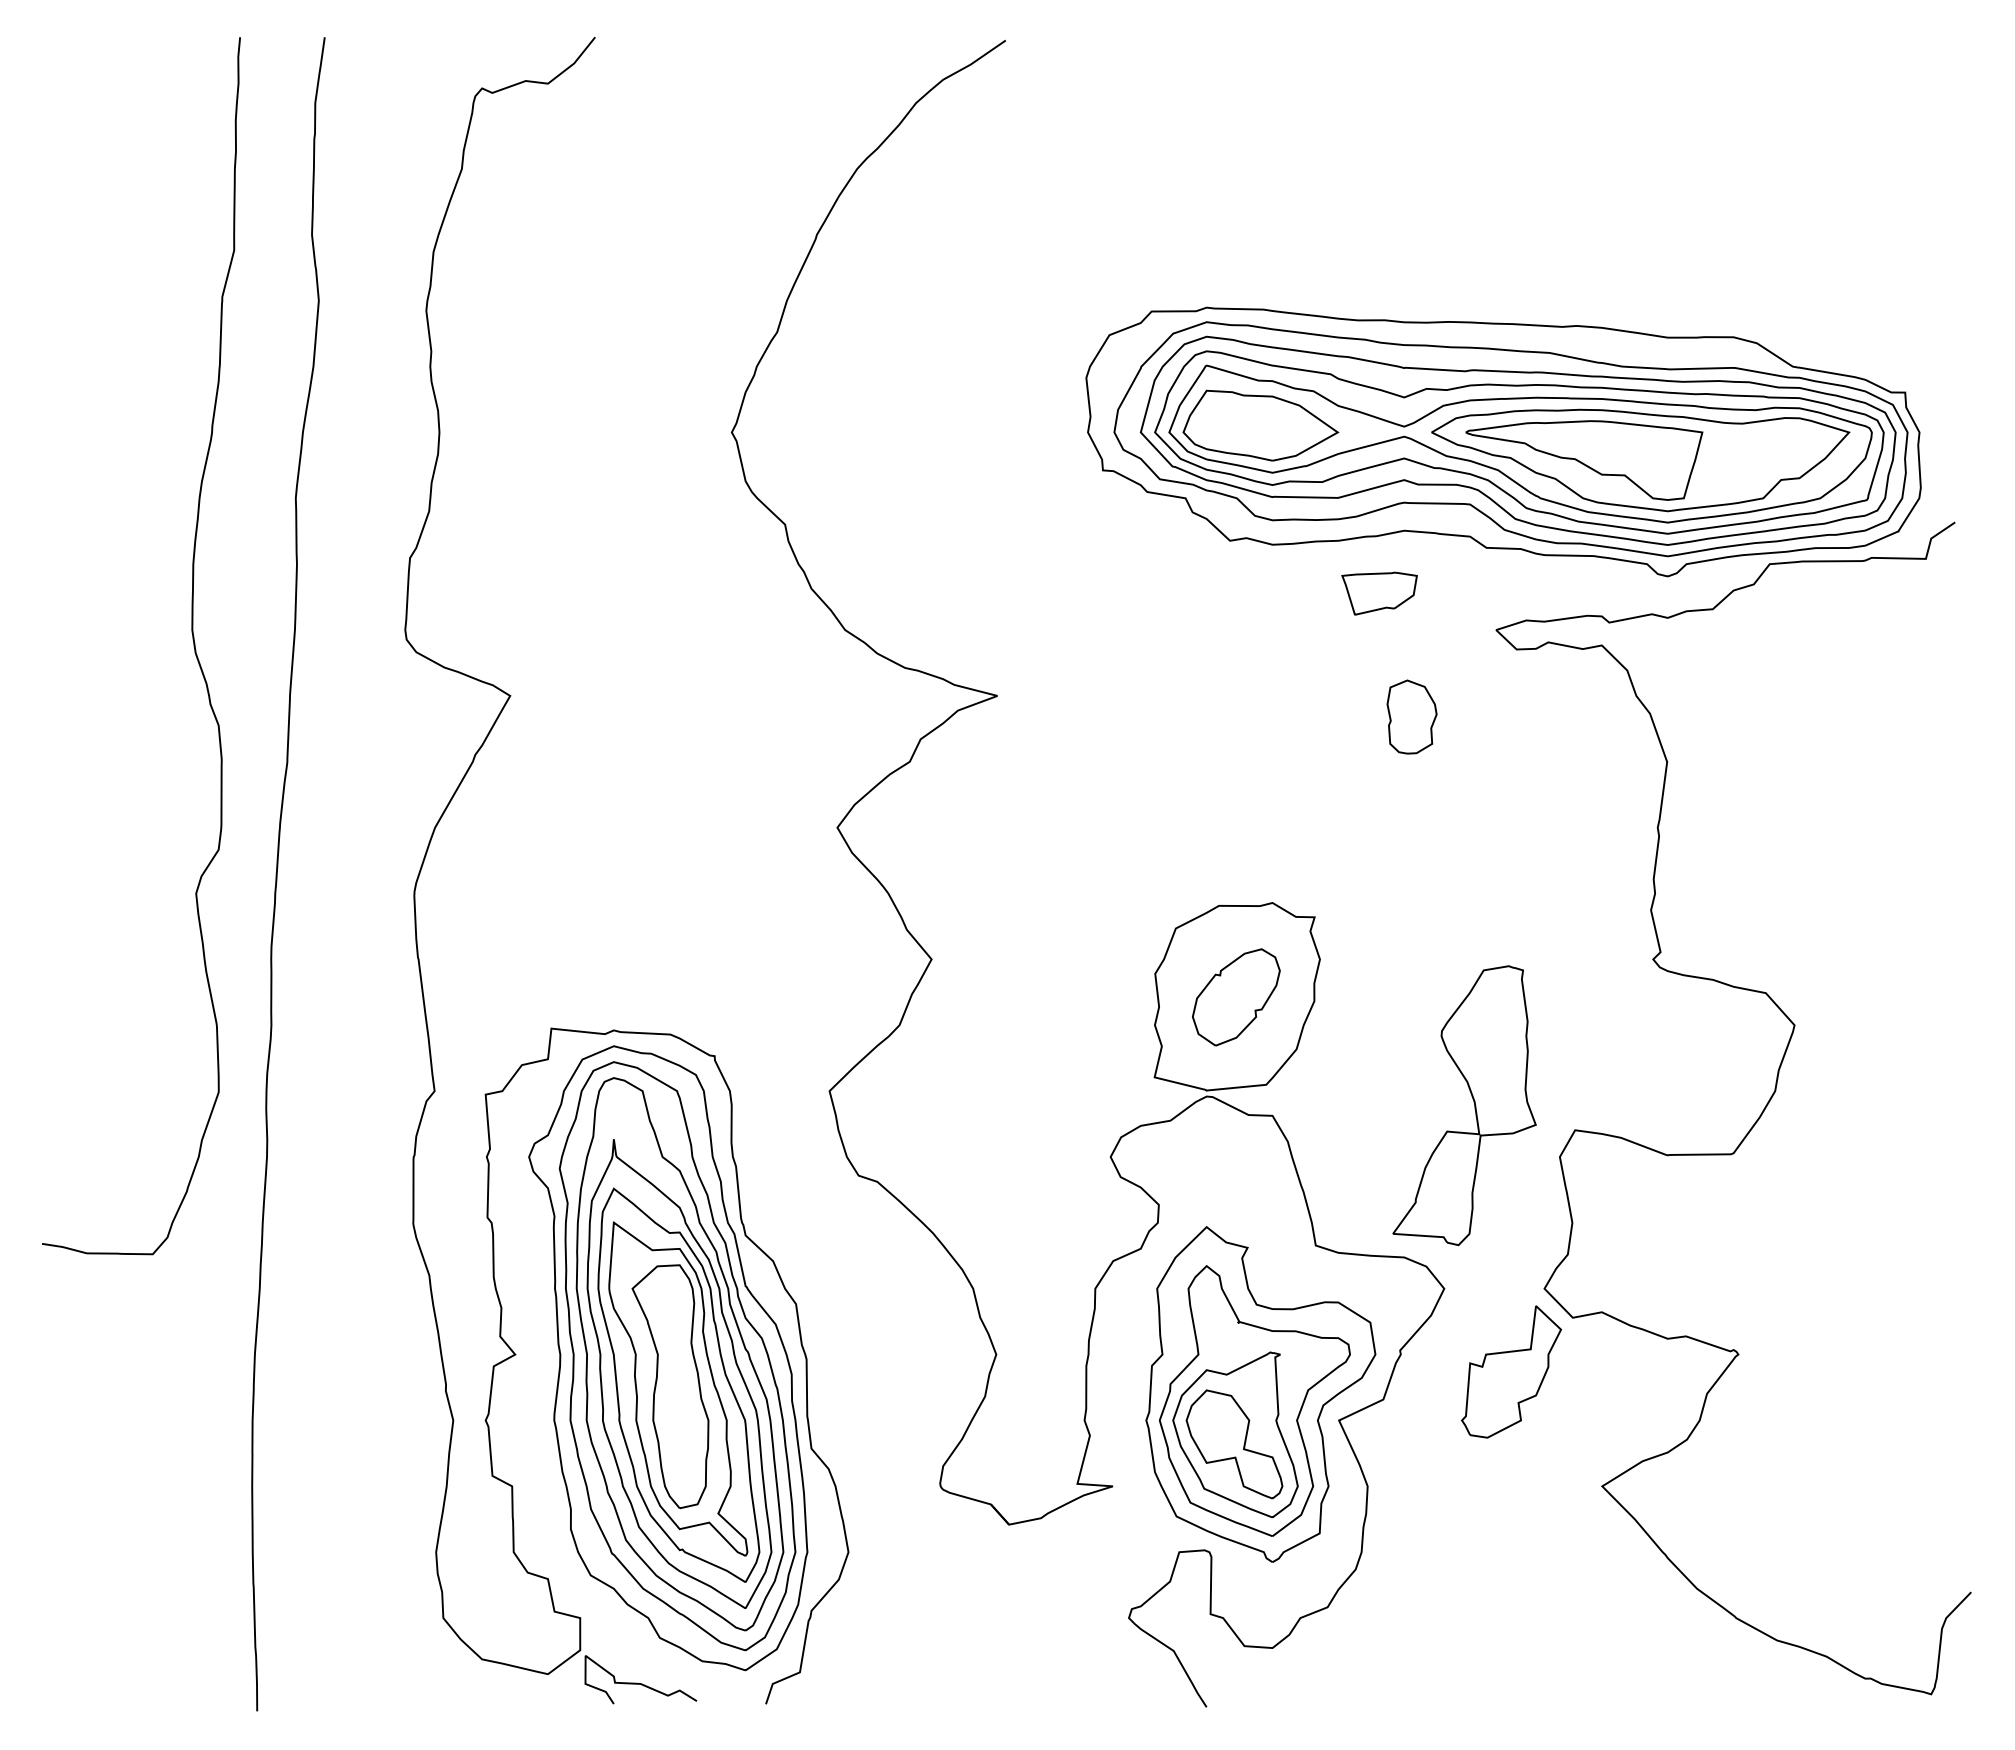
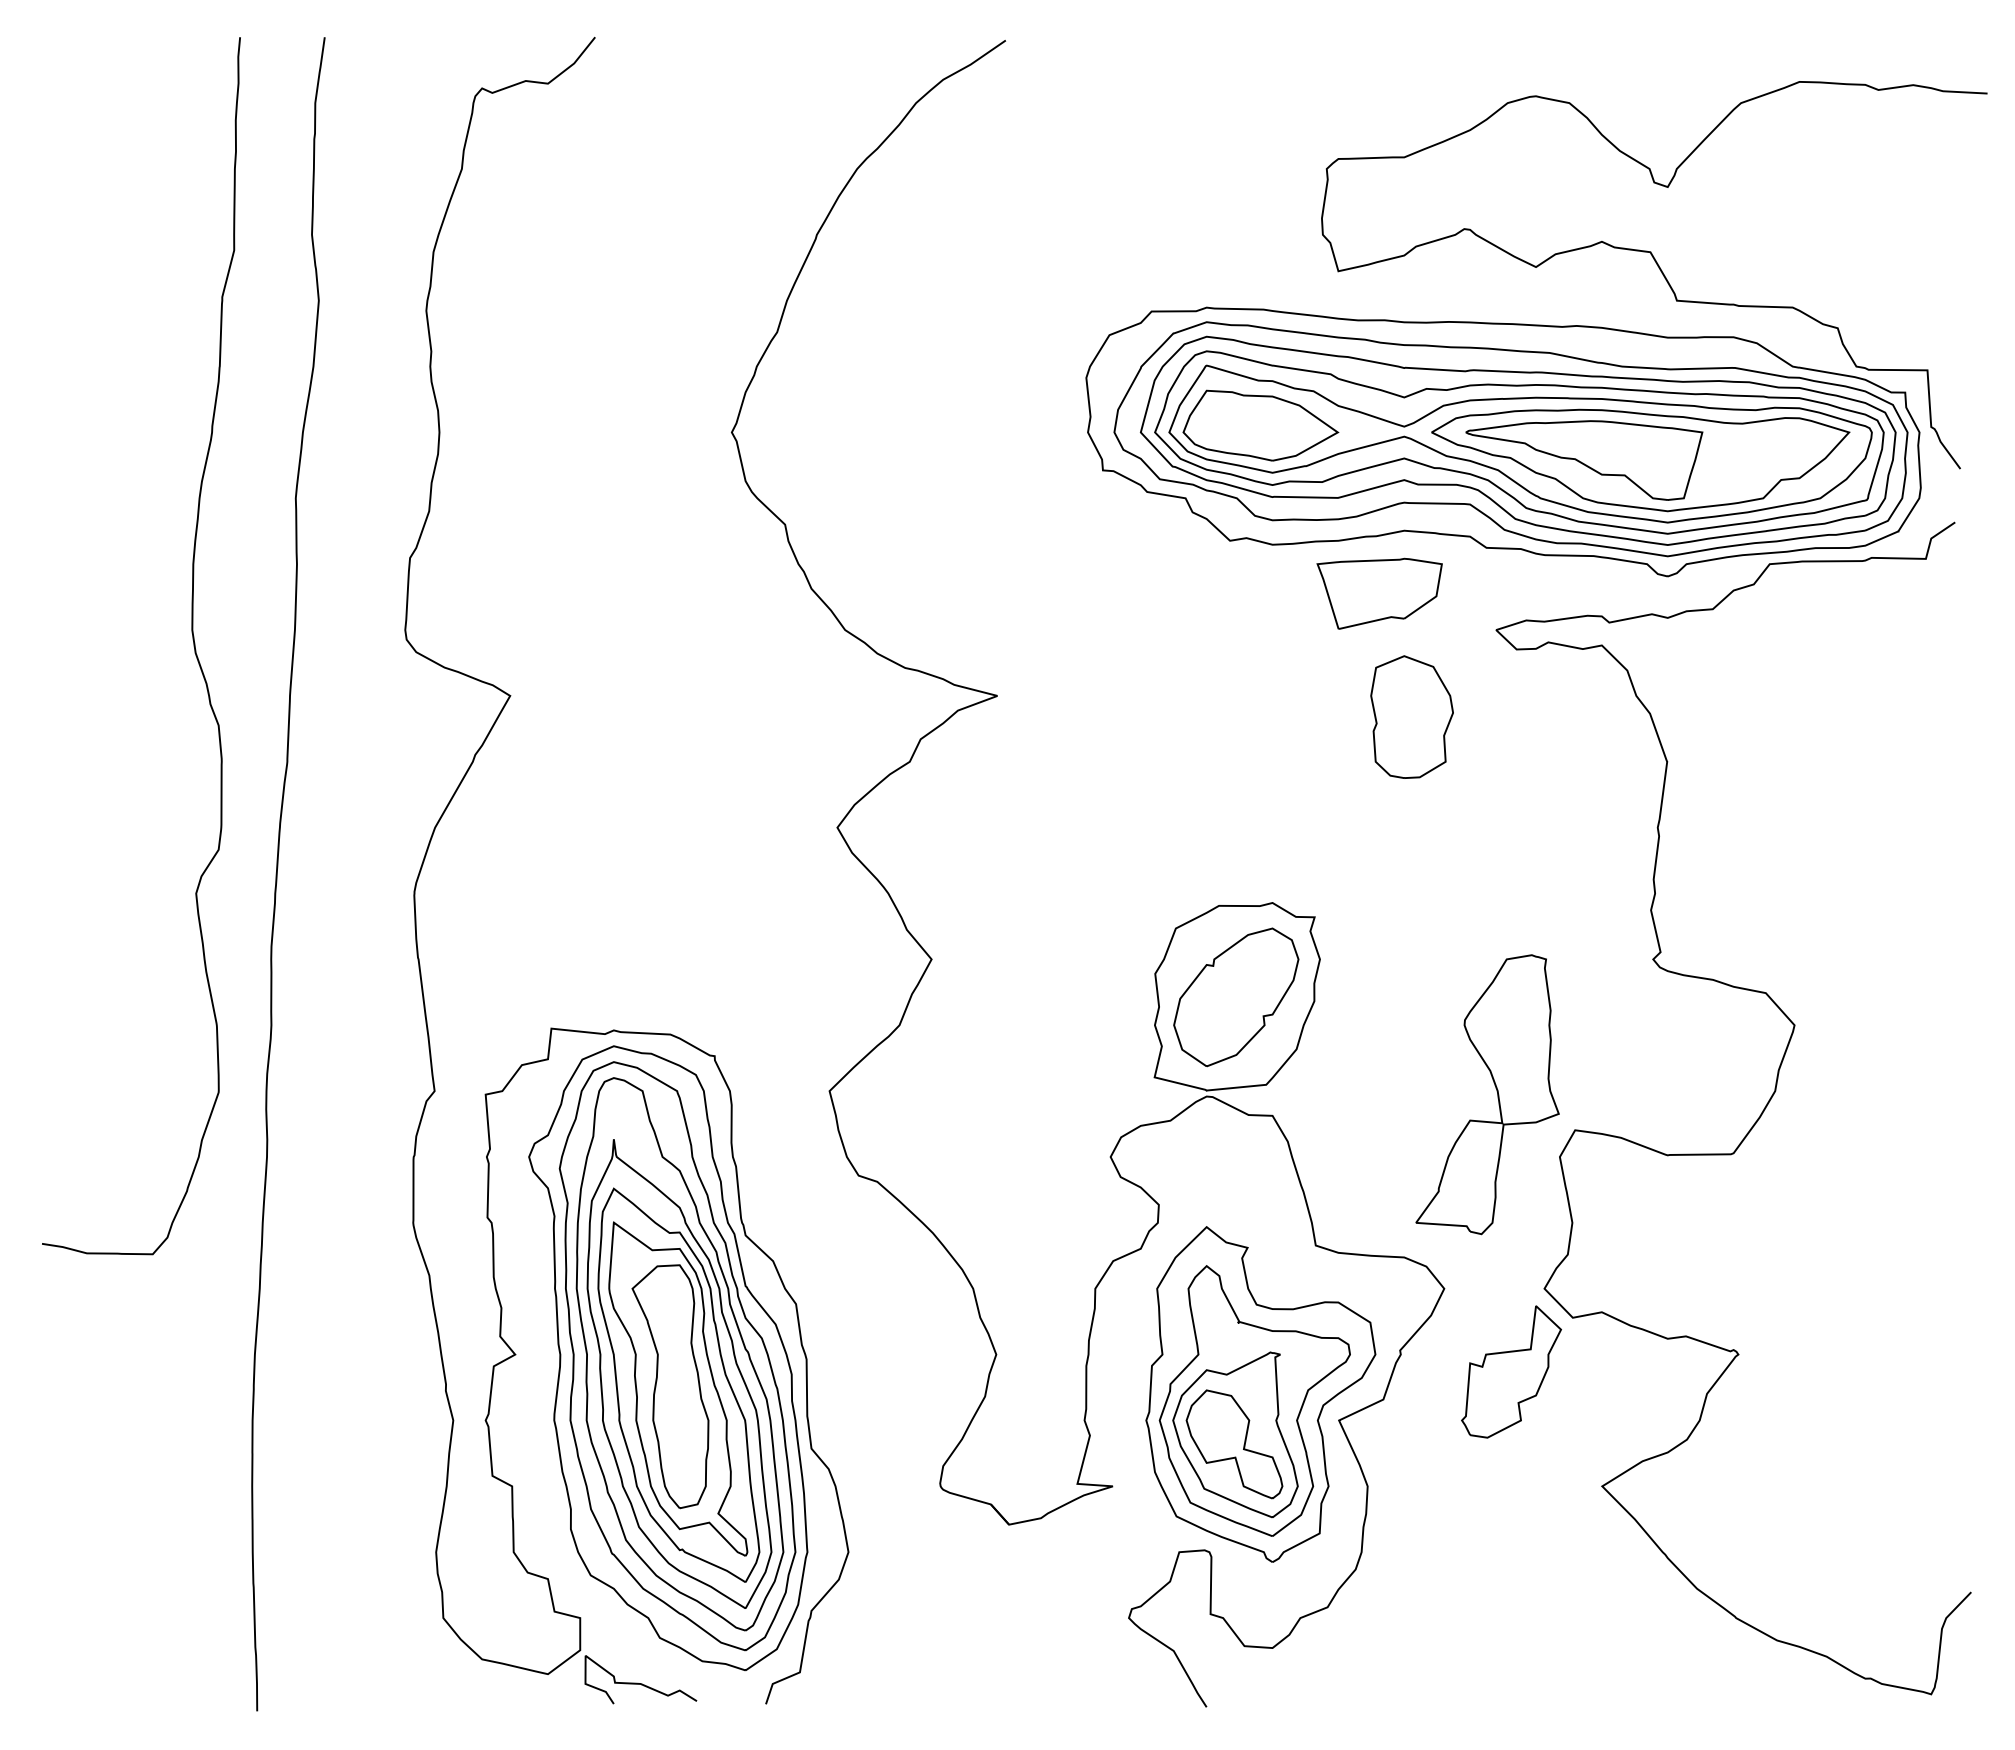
curve: none -> present (1660, 271)
part size: 77x45 px -> 127x73 px (1379, 593)
part size: 52x76 px -> 84x124 px (1411, 716)
part size: 89x99 px -> 127x141 px (1236, 997)
part position: (1473, 1102) -> (1496, 1091) (1496, 1091)
